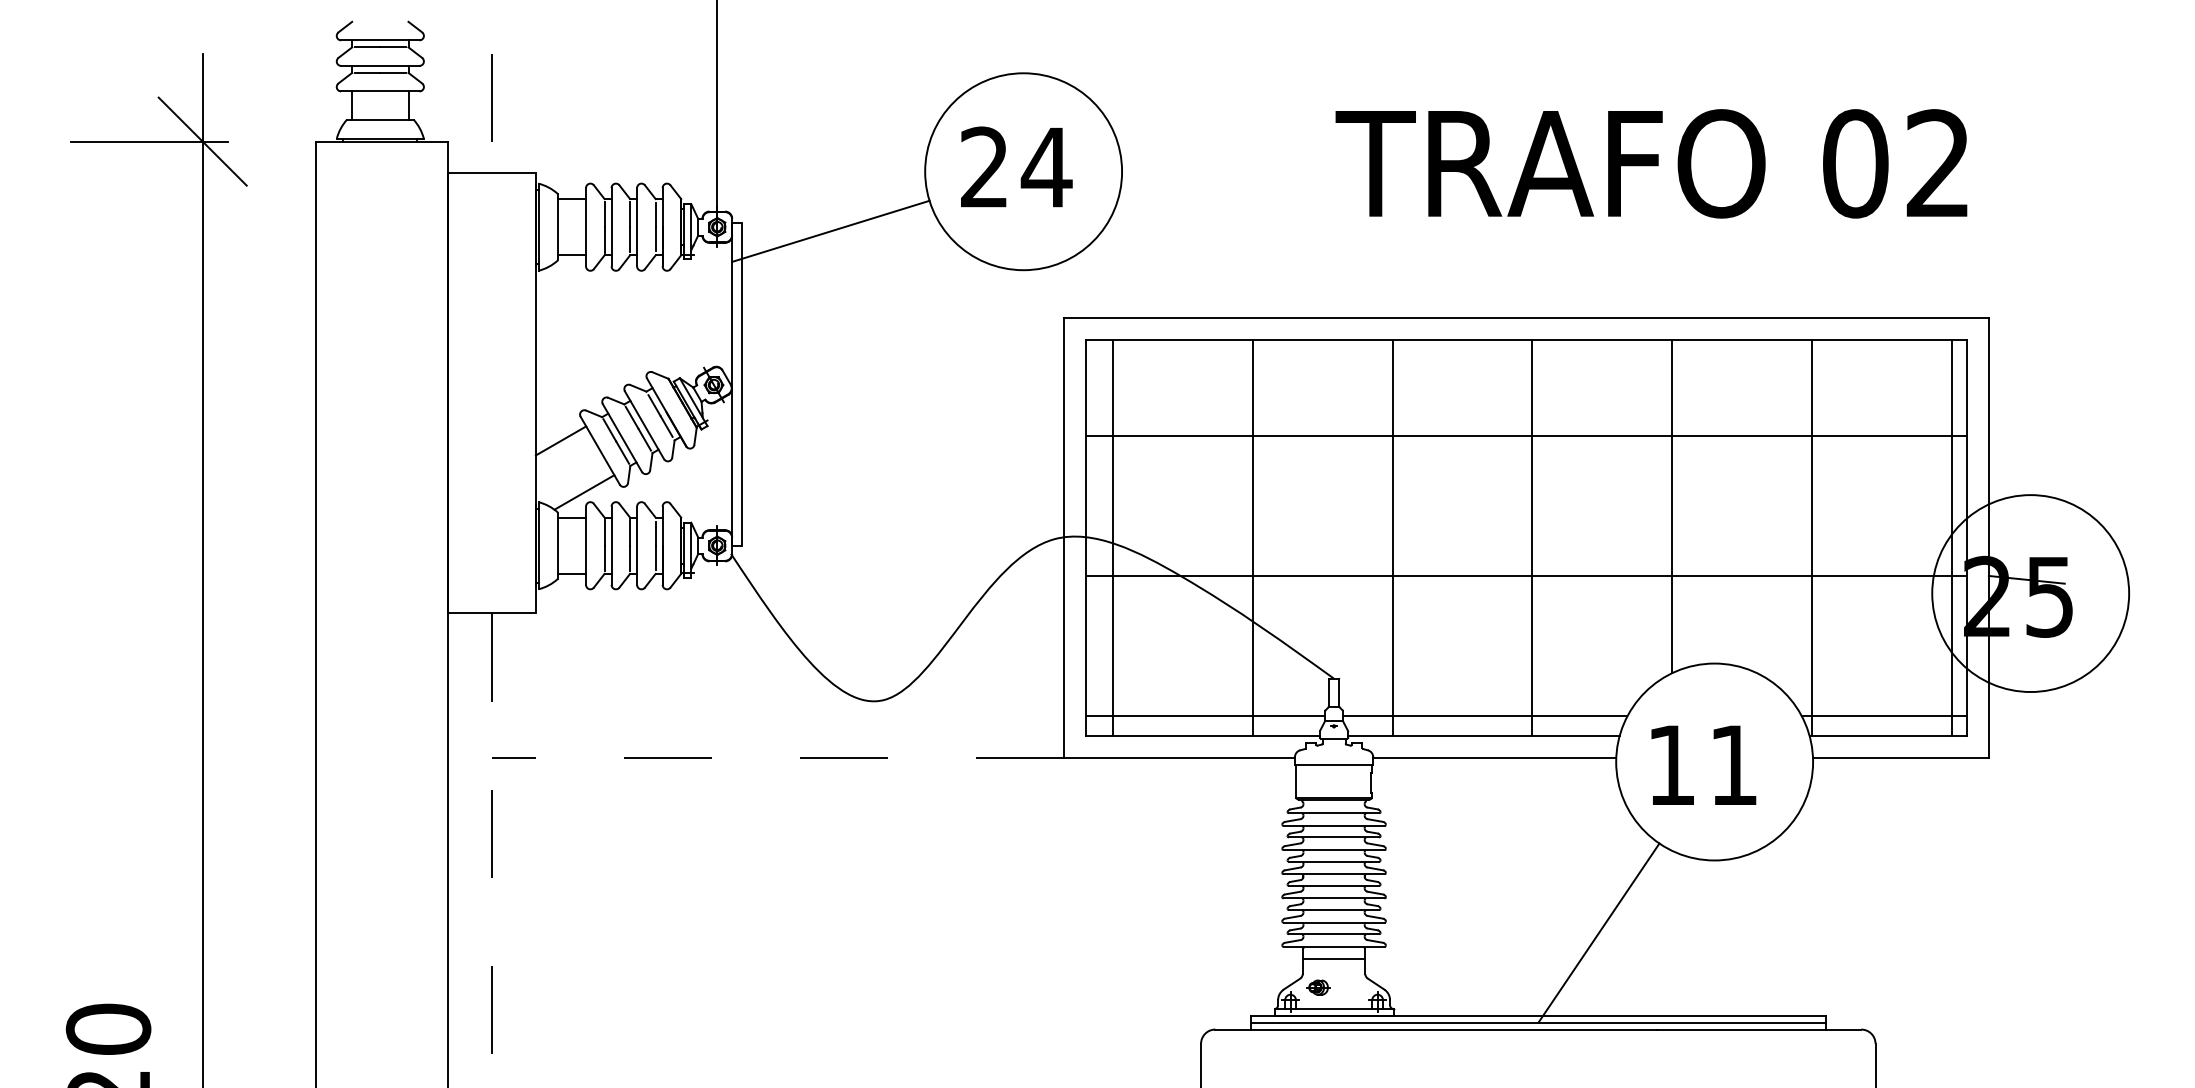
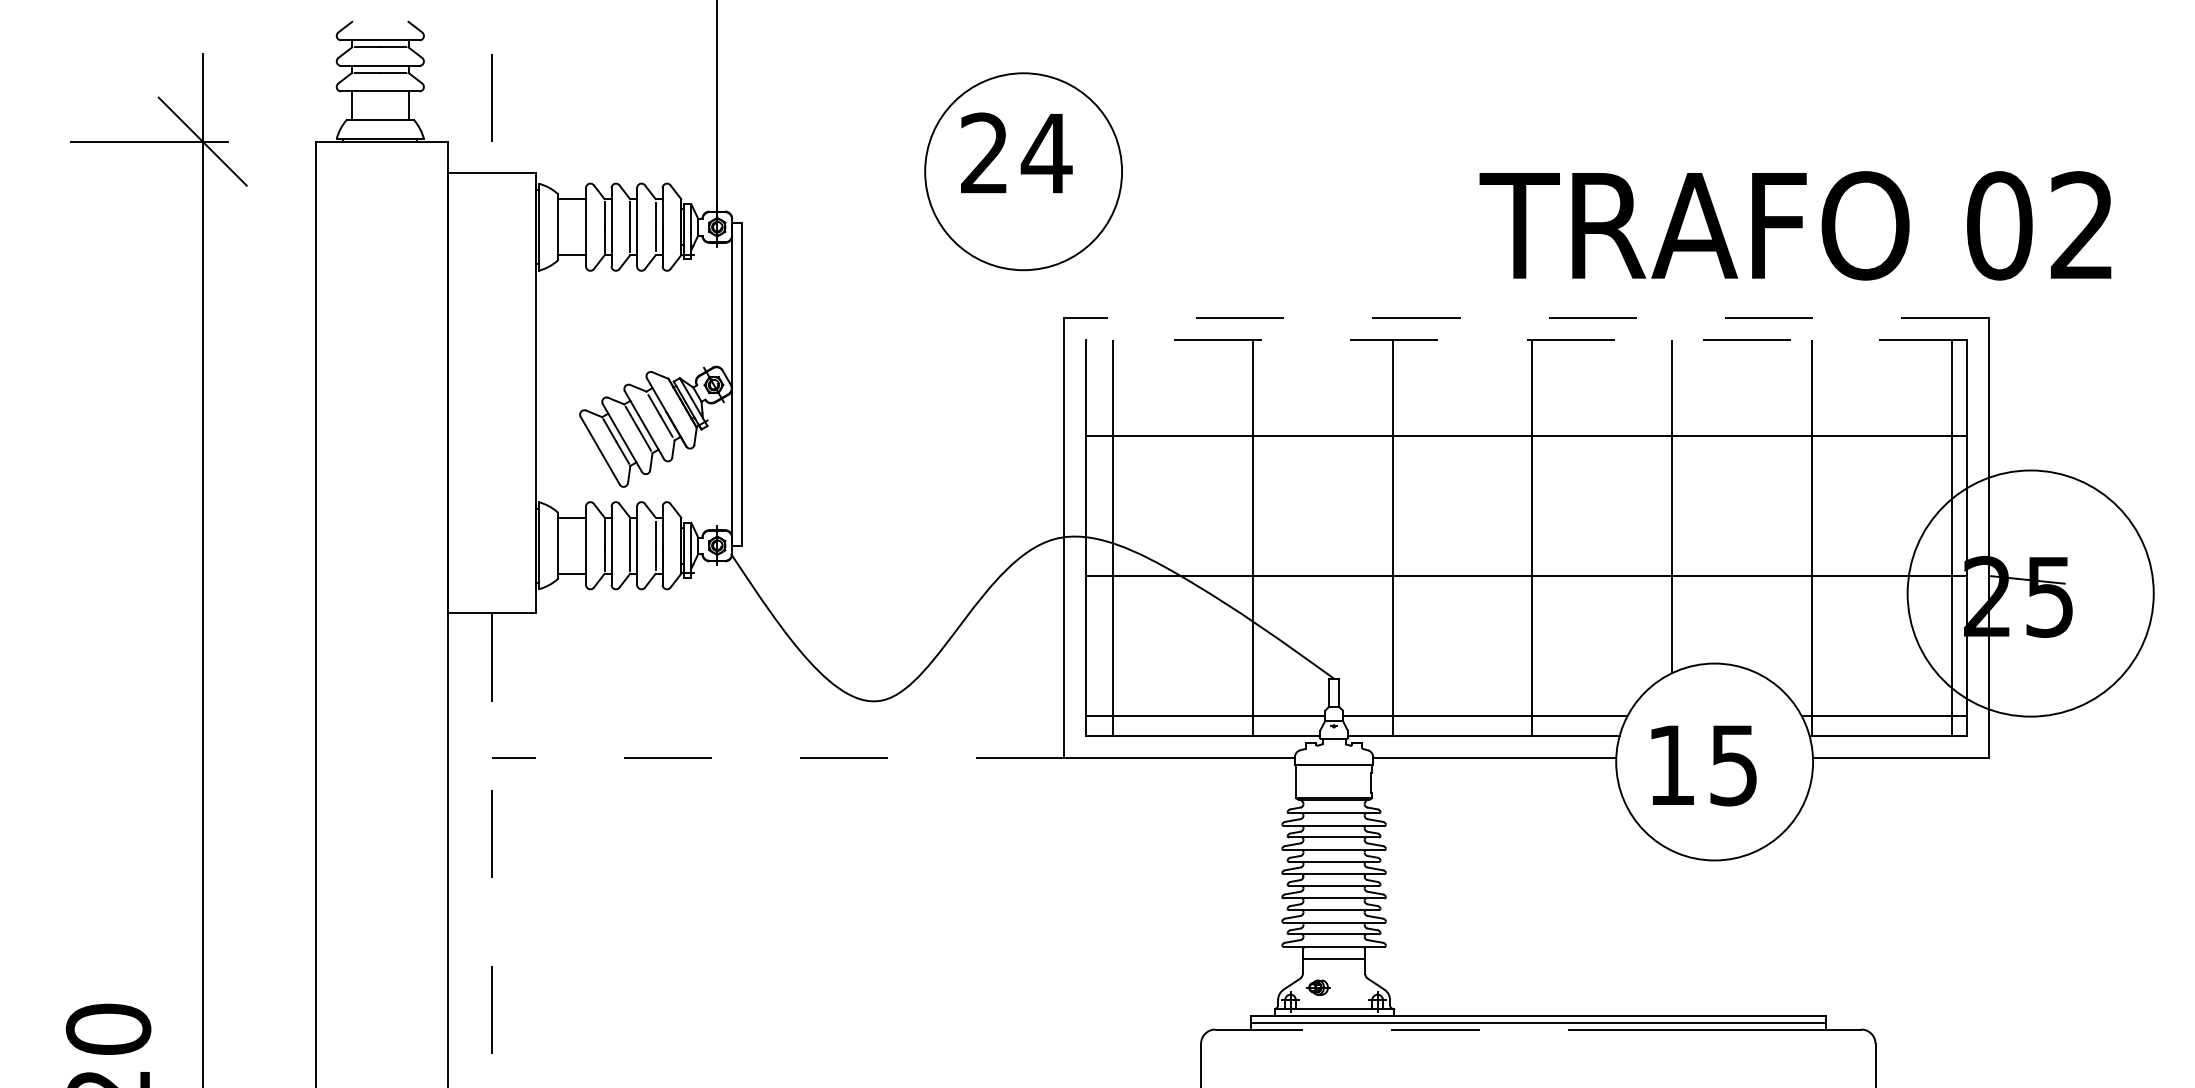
text position: (1651, 163) -> (1795, 225) (1795, 225)
text position: (1016, 166) -> (1016, 152) (1016, 152)
line: present -> none (830, 230)
line: solid -> dashed (1526, 317)
line: solid -> dashed (1526, 339)
line: present -> none (560, 440)
line: present -> none (584, 492)
circle diameter: 197 px -> 246 px (2030, 593)
text: 11 -> 15 (1733, 765)
line: present -> none (1598, 932)
line: solid -> dashed (1436, 1029)
